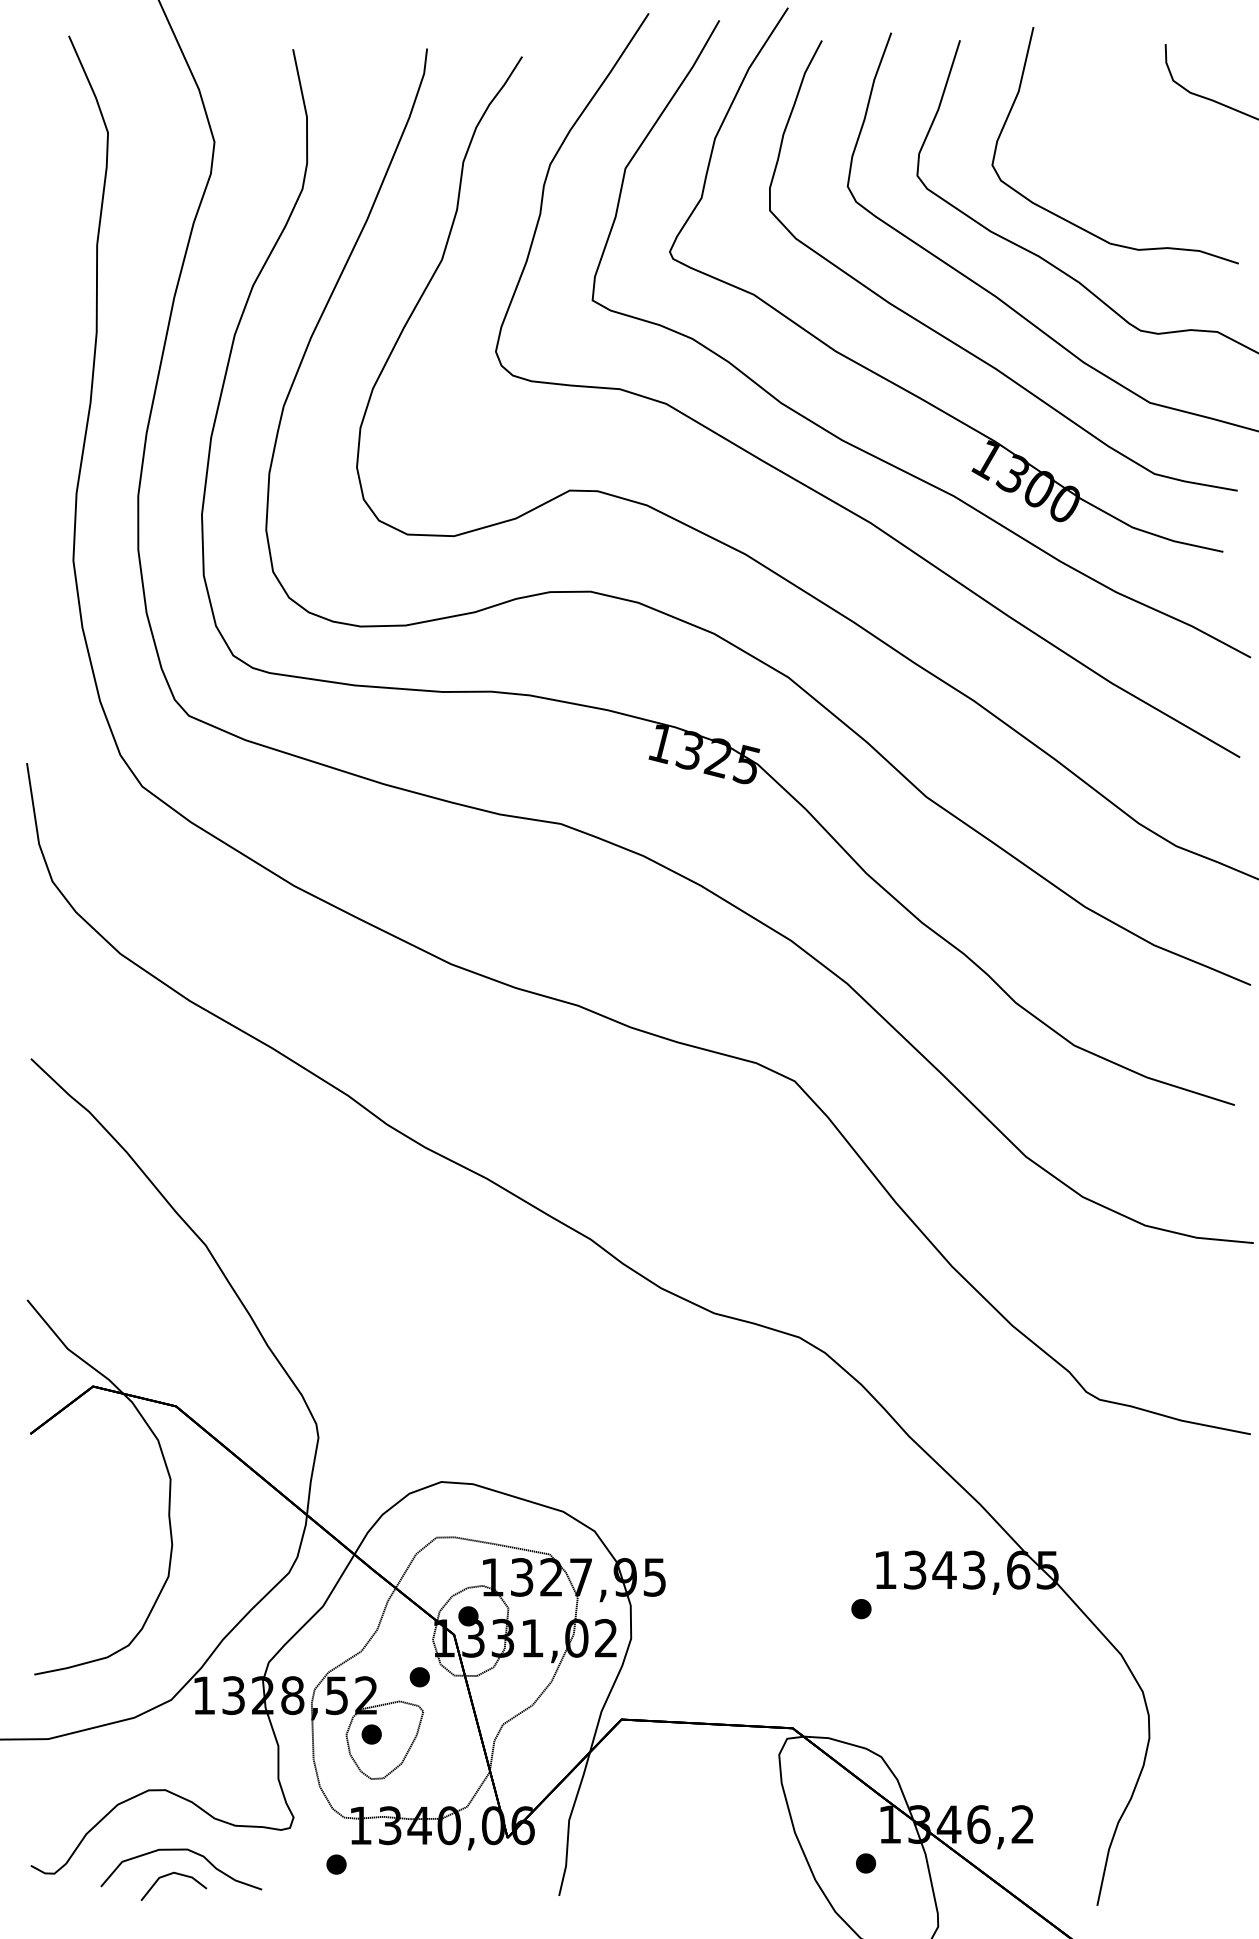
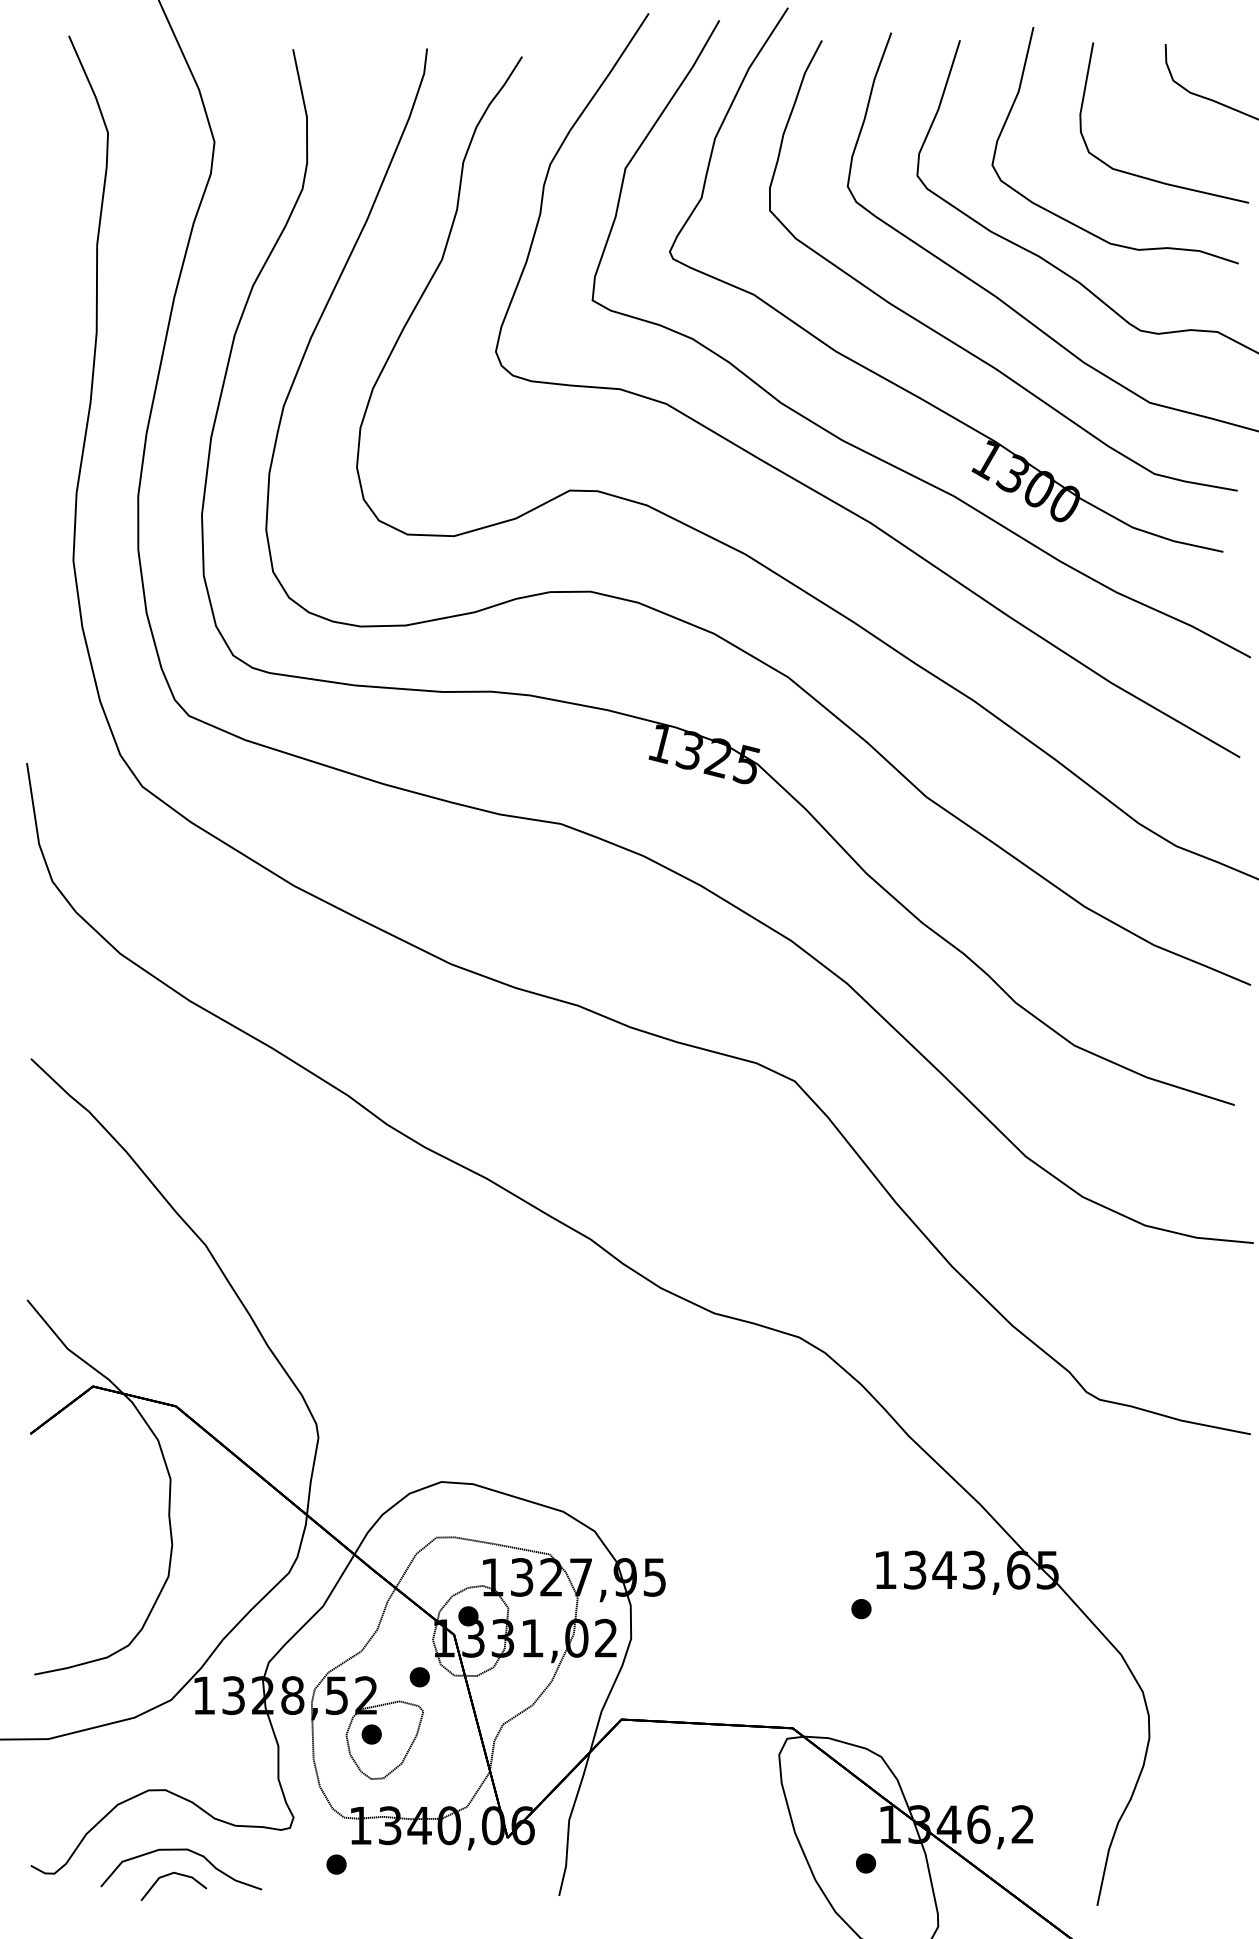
part: none -> present (1144, 176)
